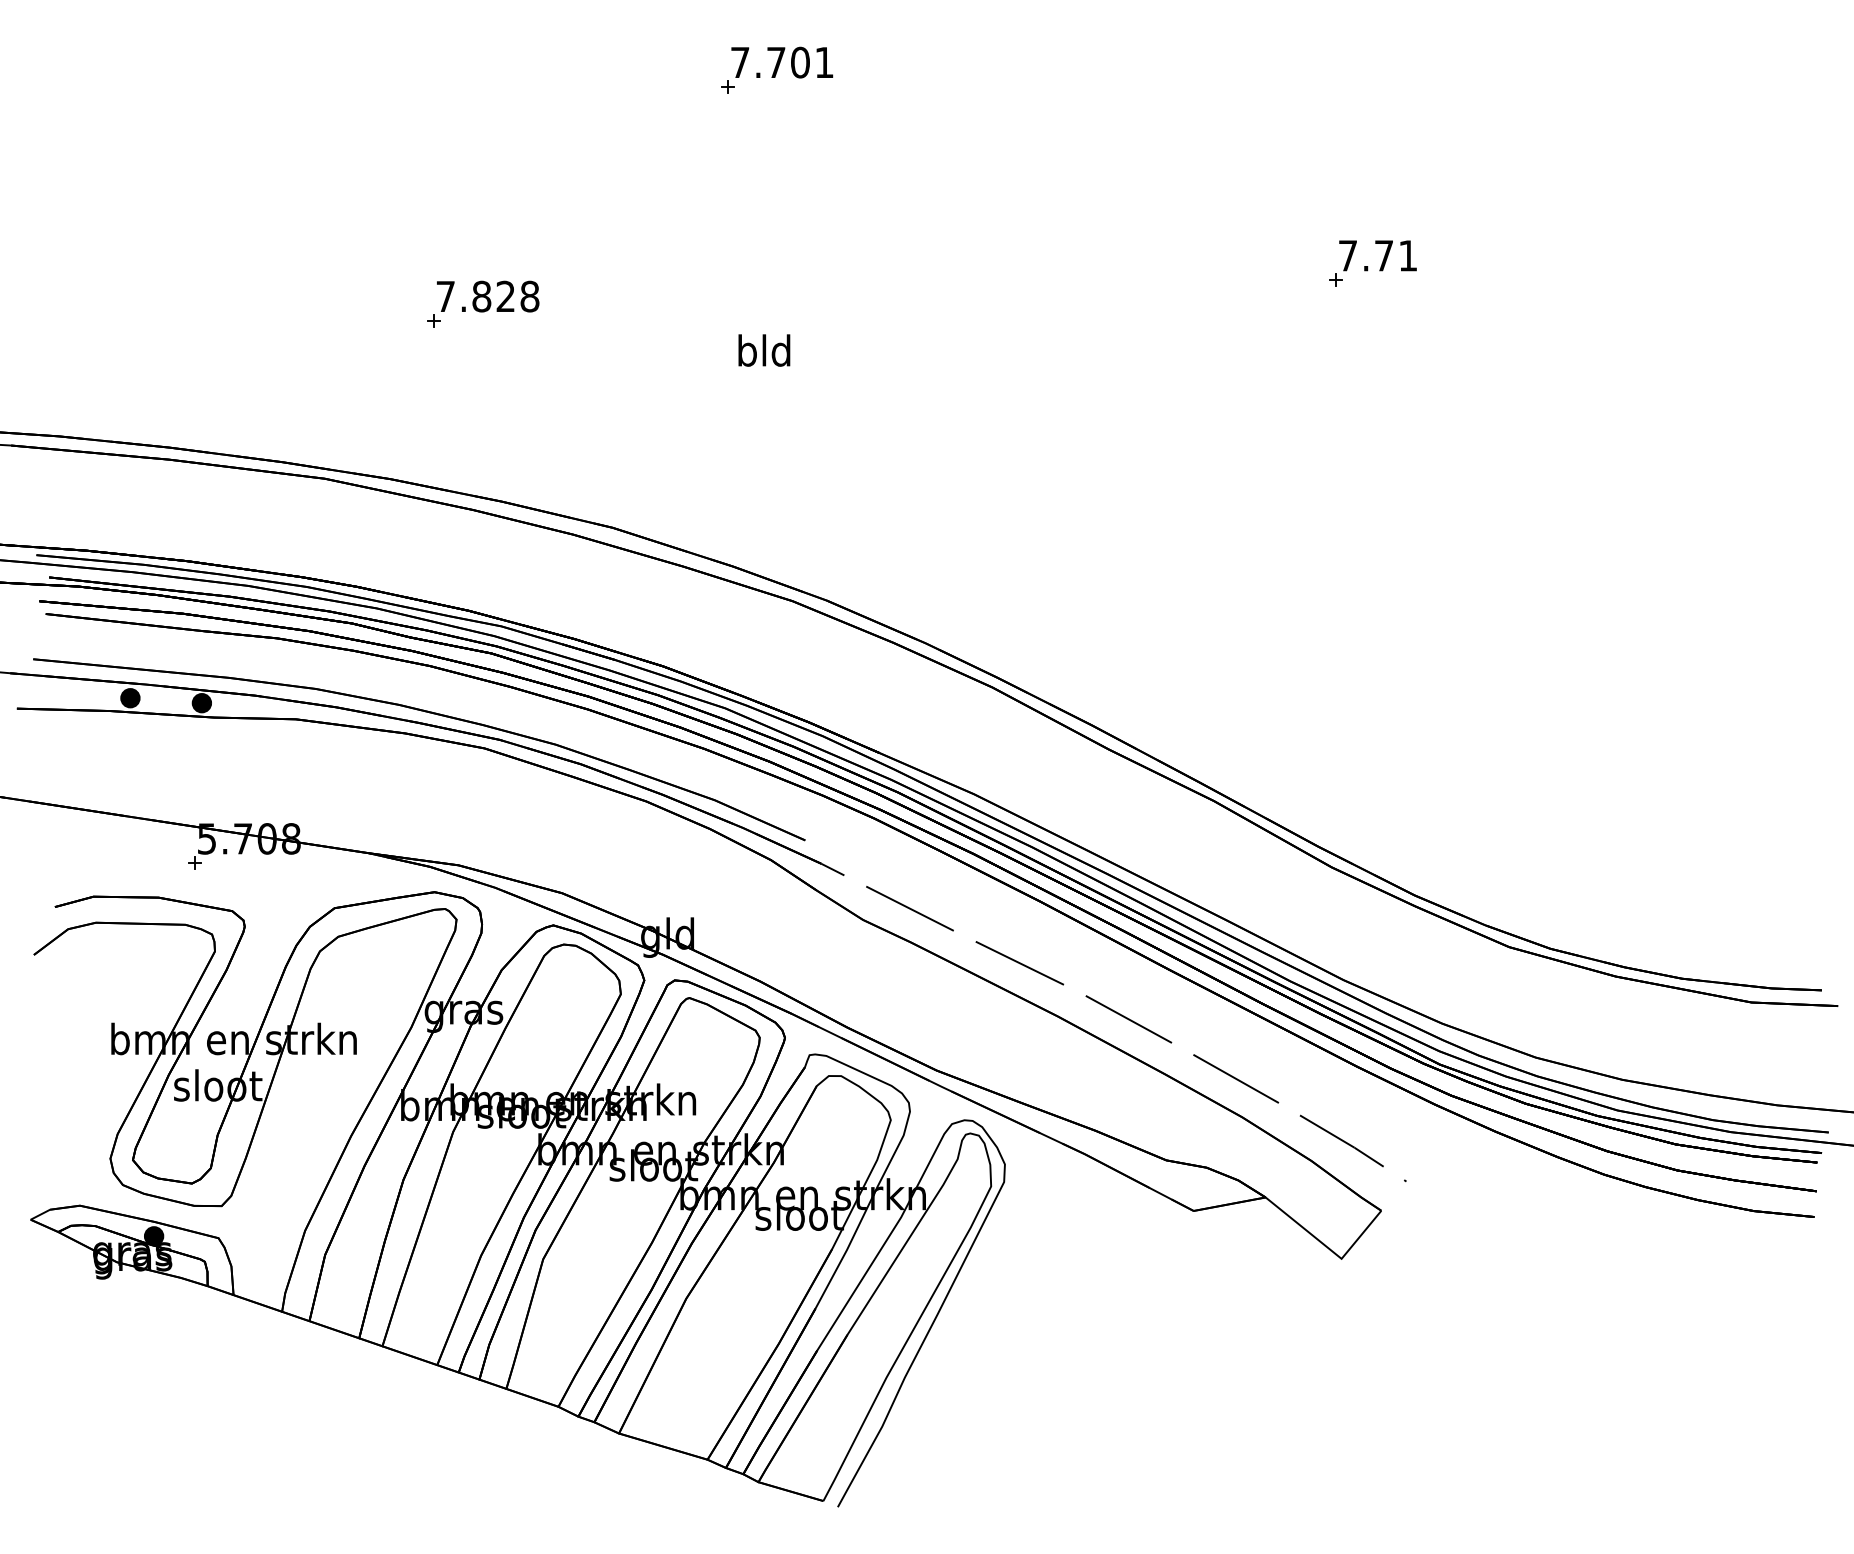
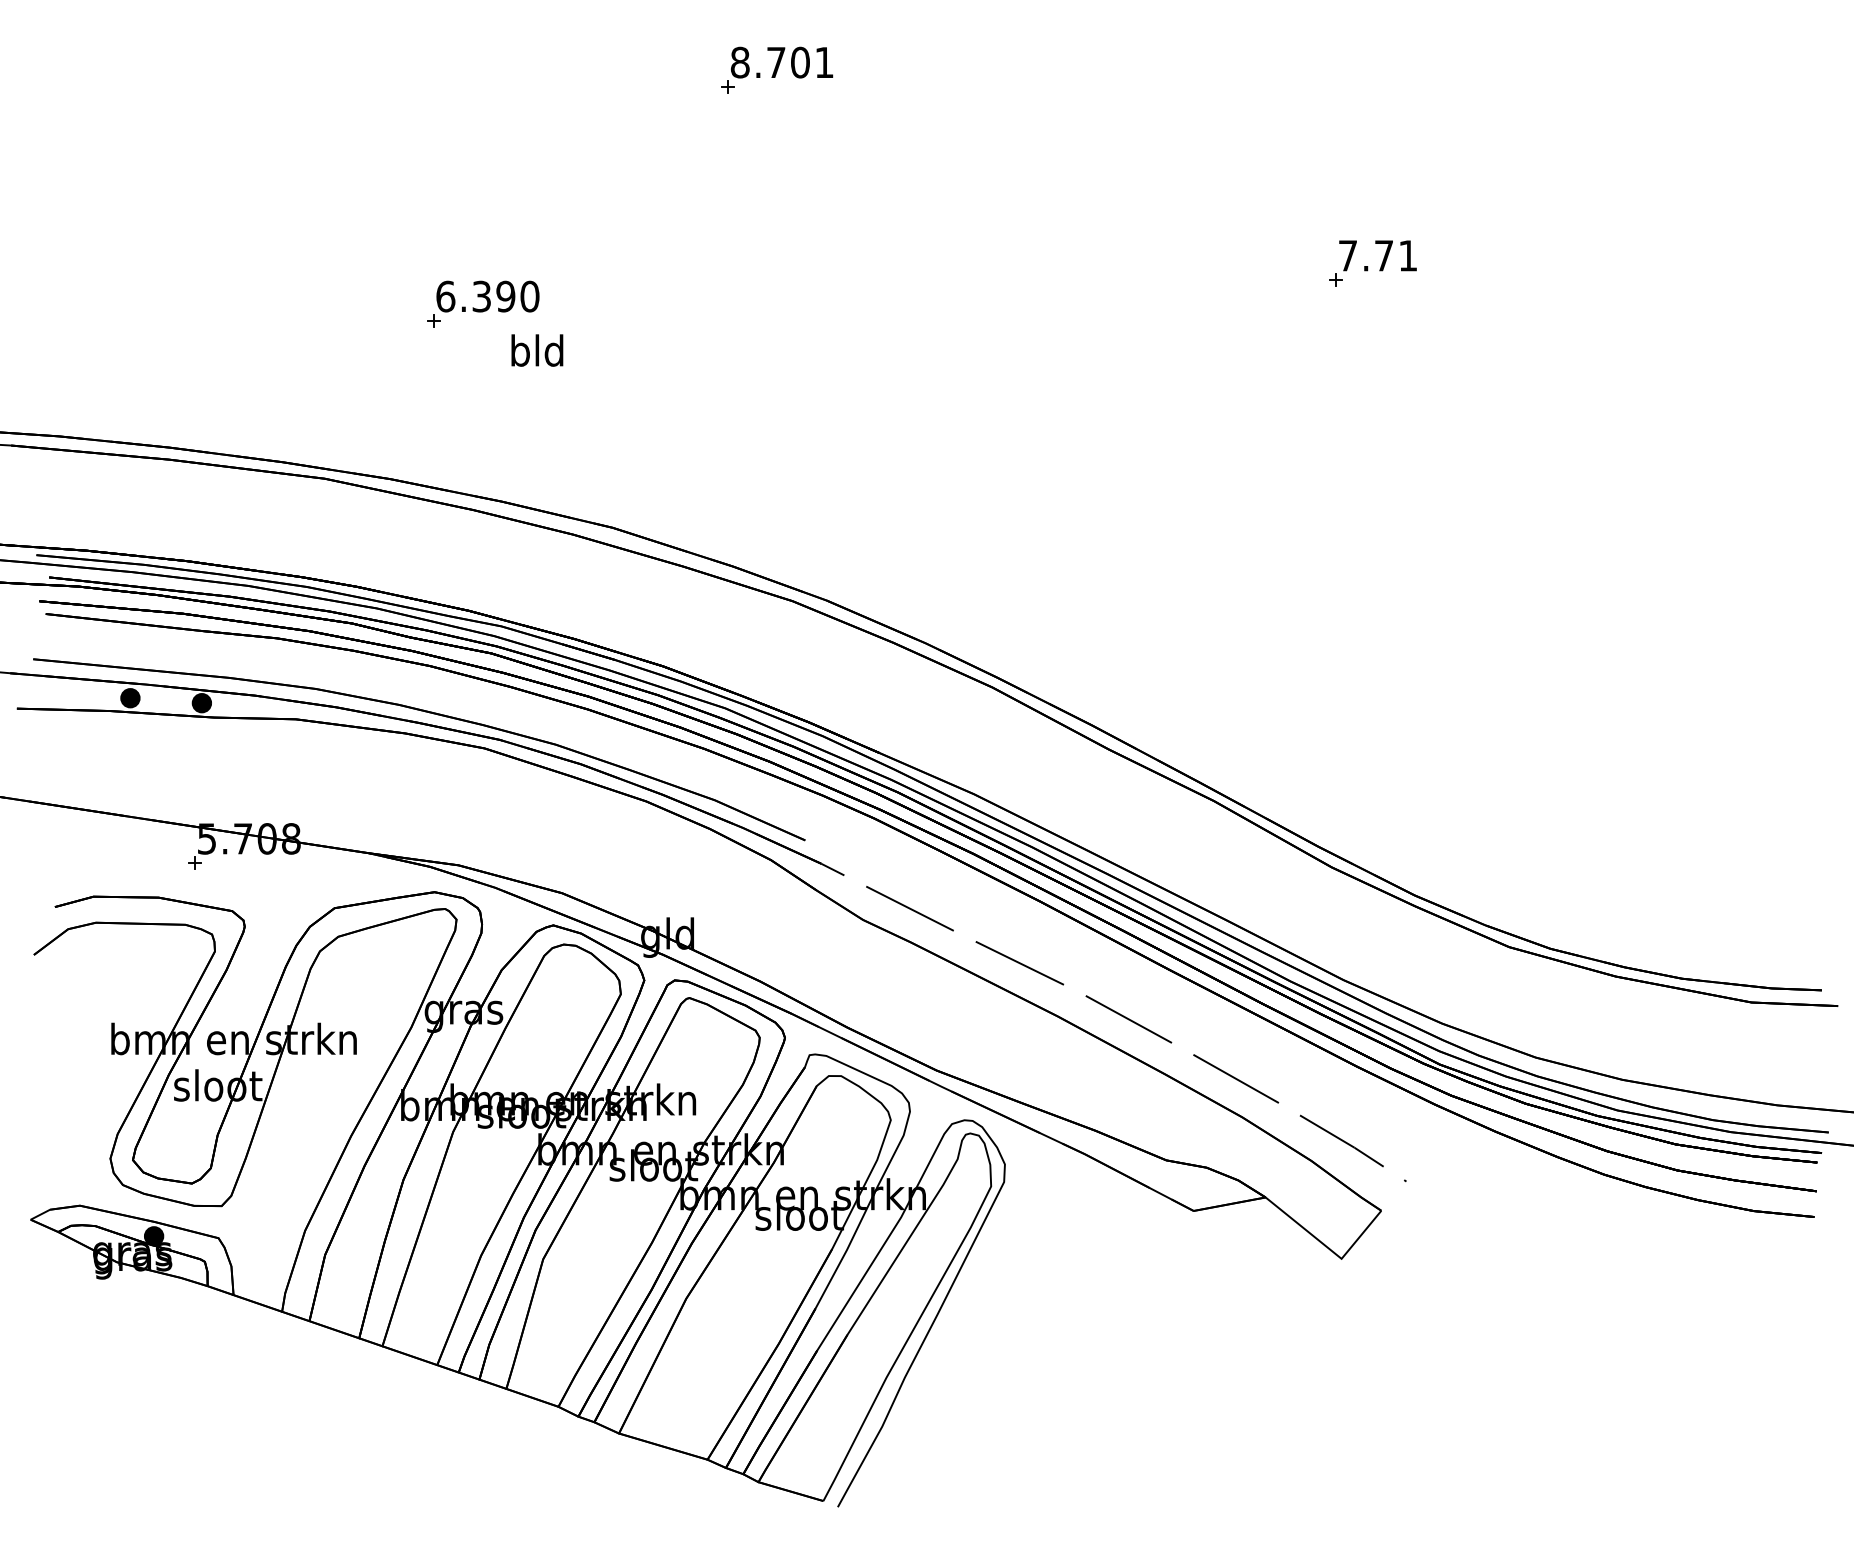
text: 7.701 -> 8.701 (739, 62)
text: 7.828 -> 6.390 (487, 296)
text position: (764, 350) -> (537, 350) (537, 350)
